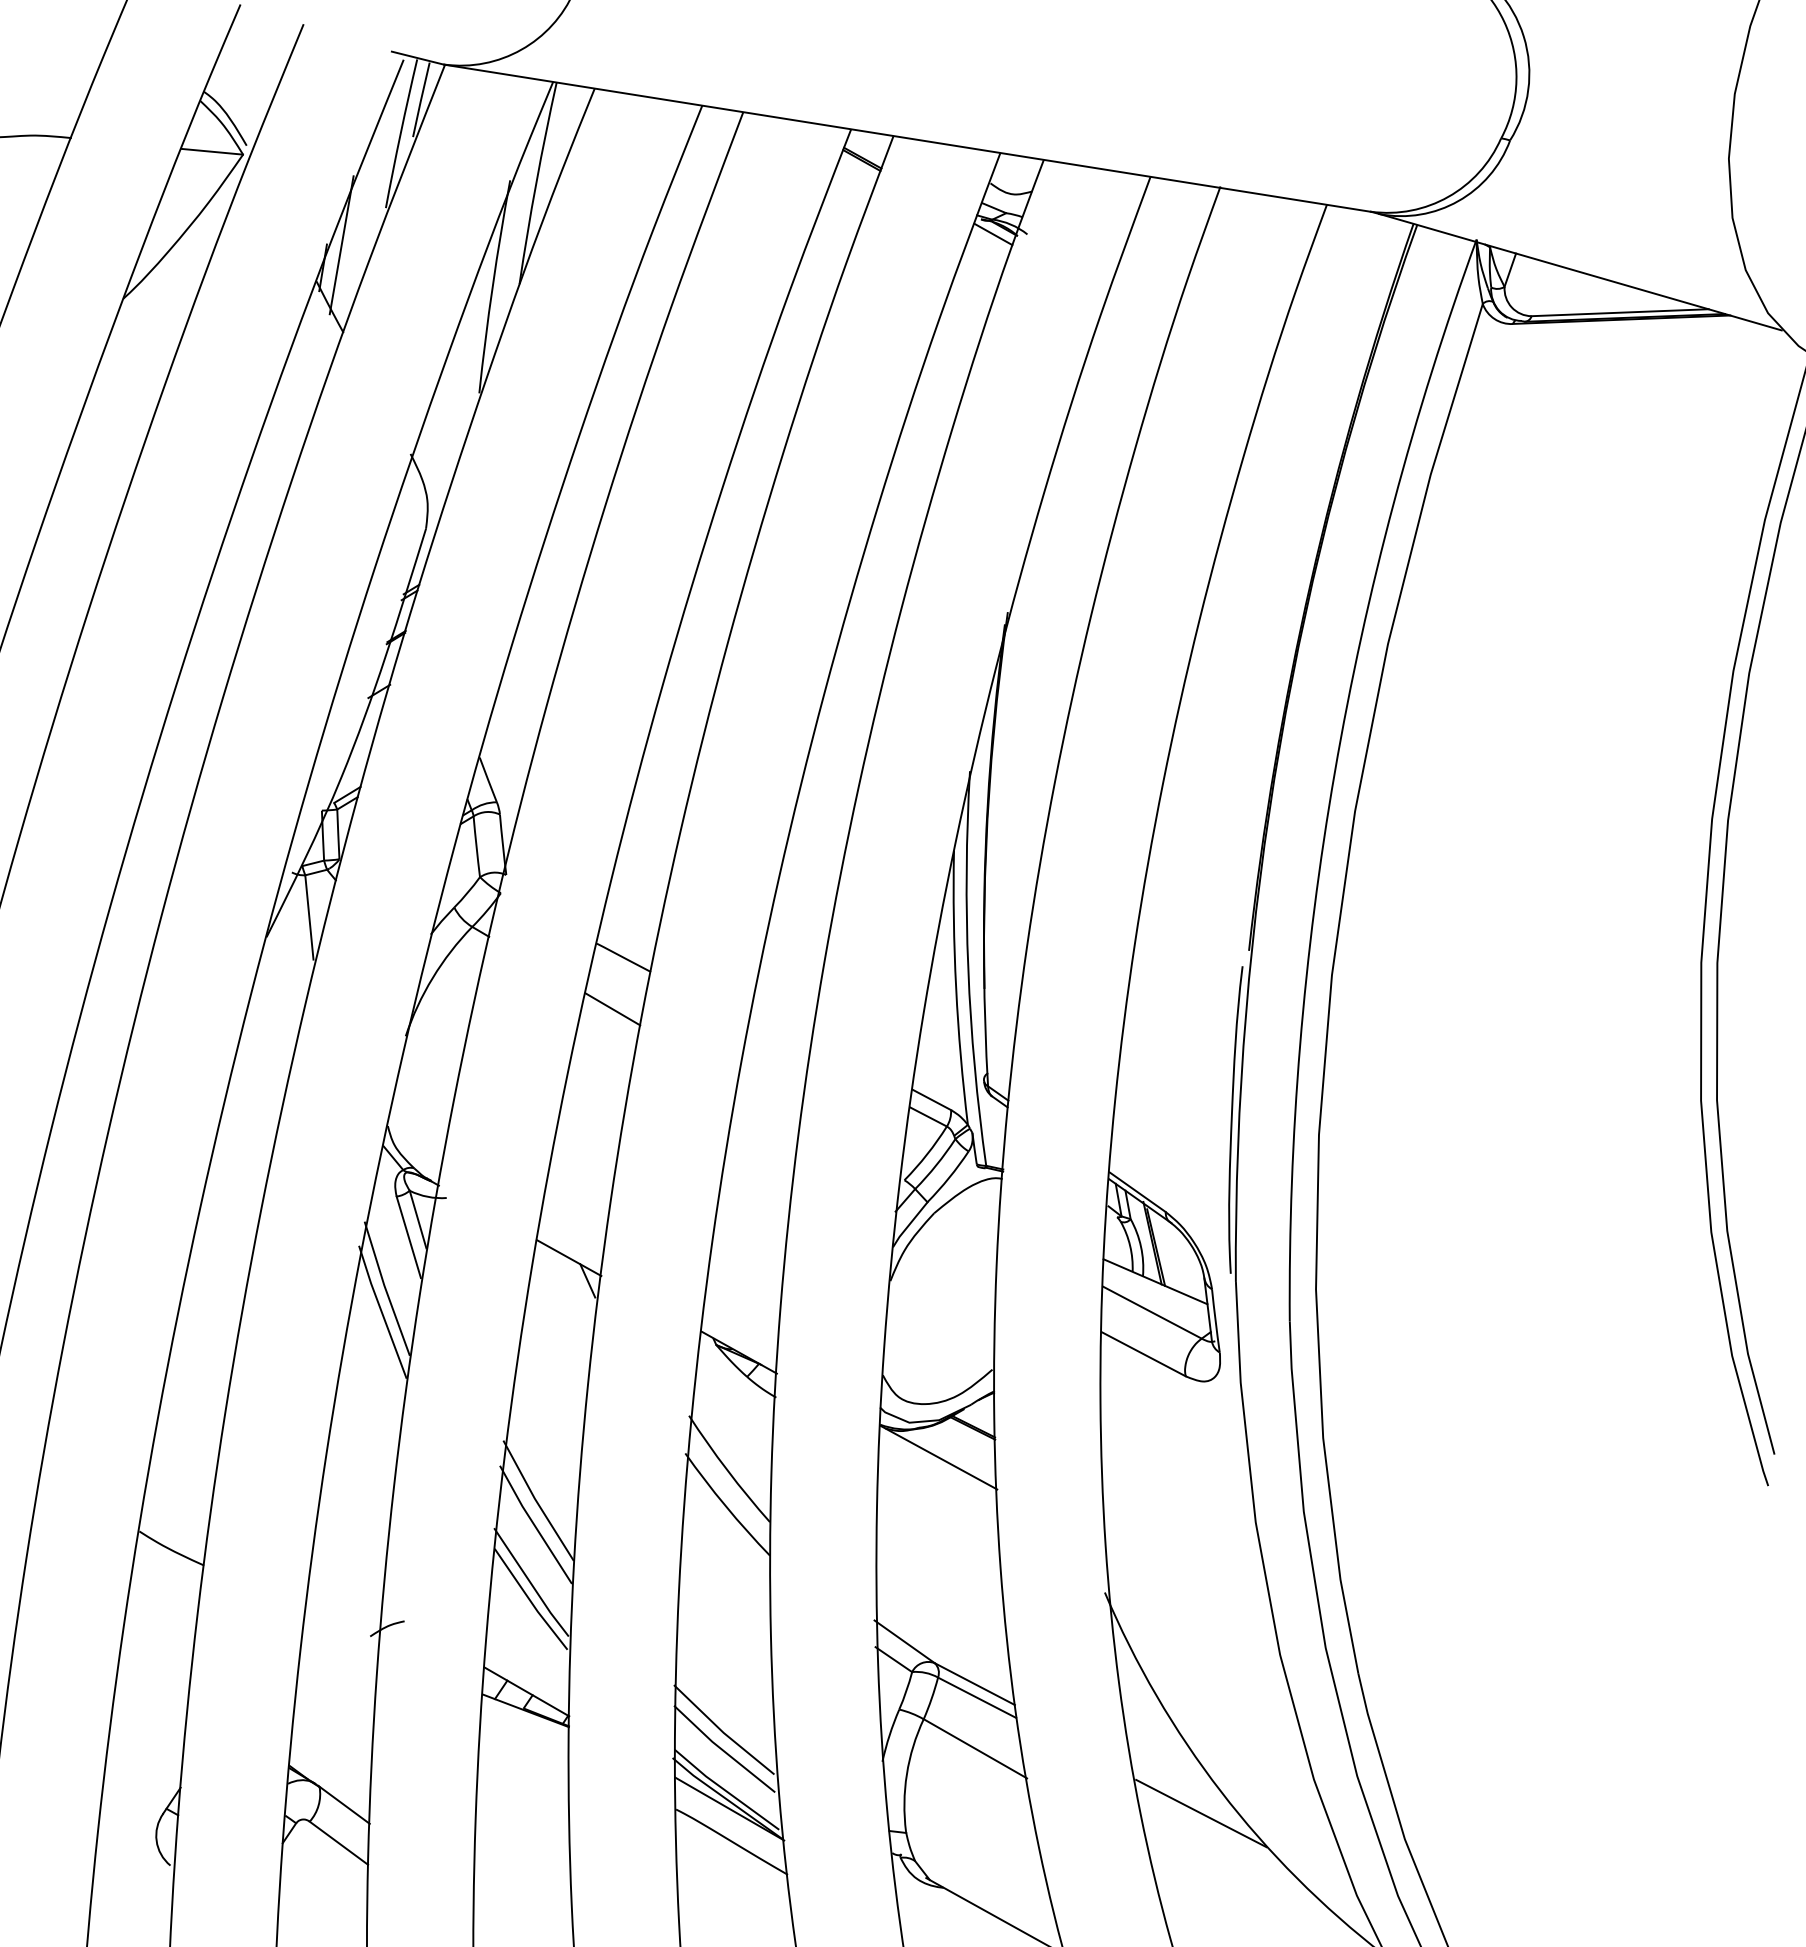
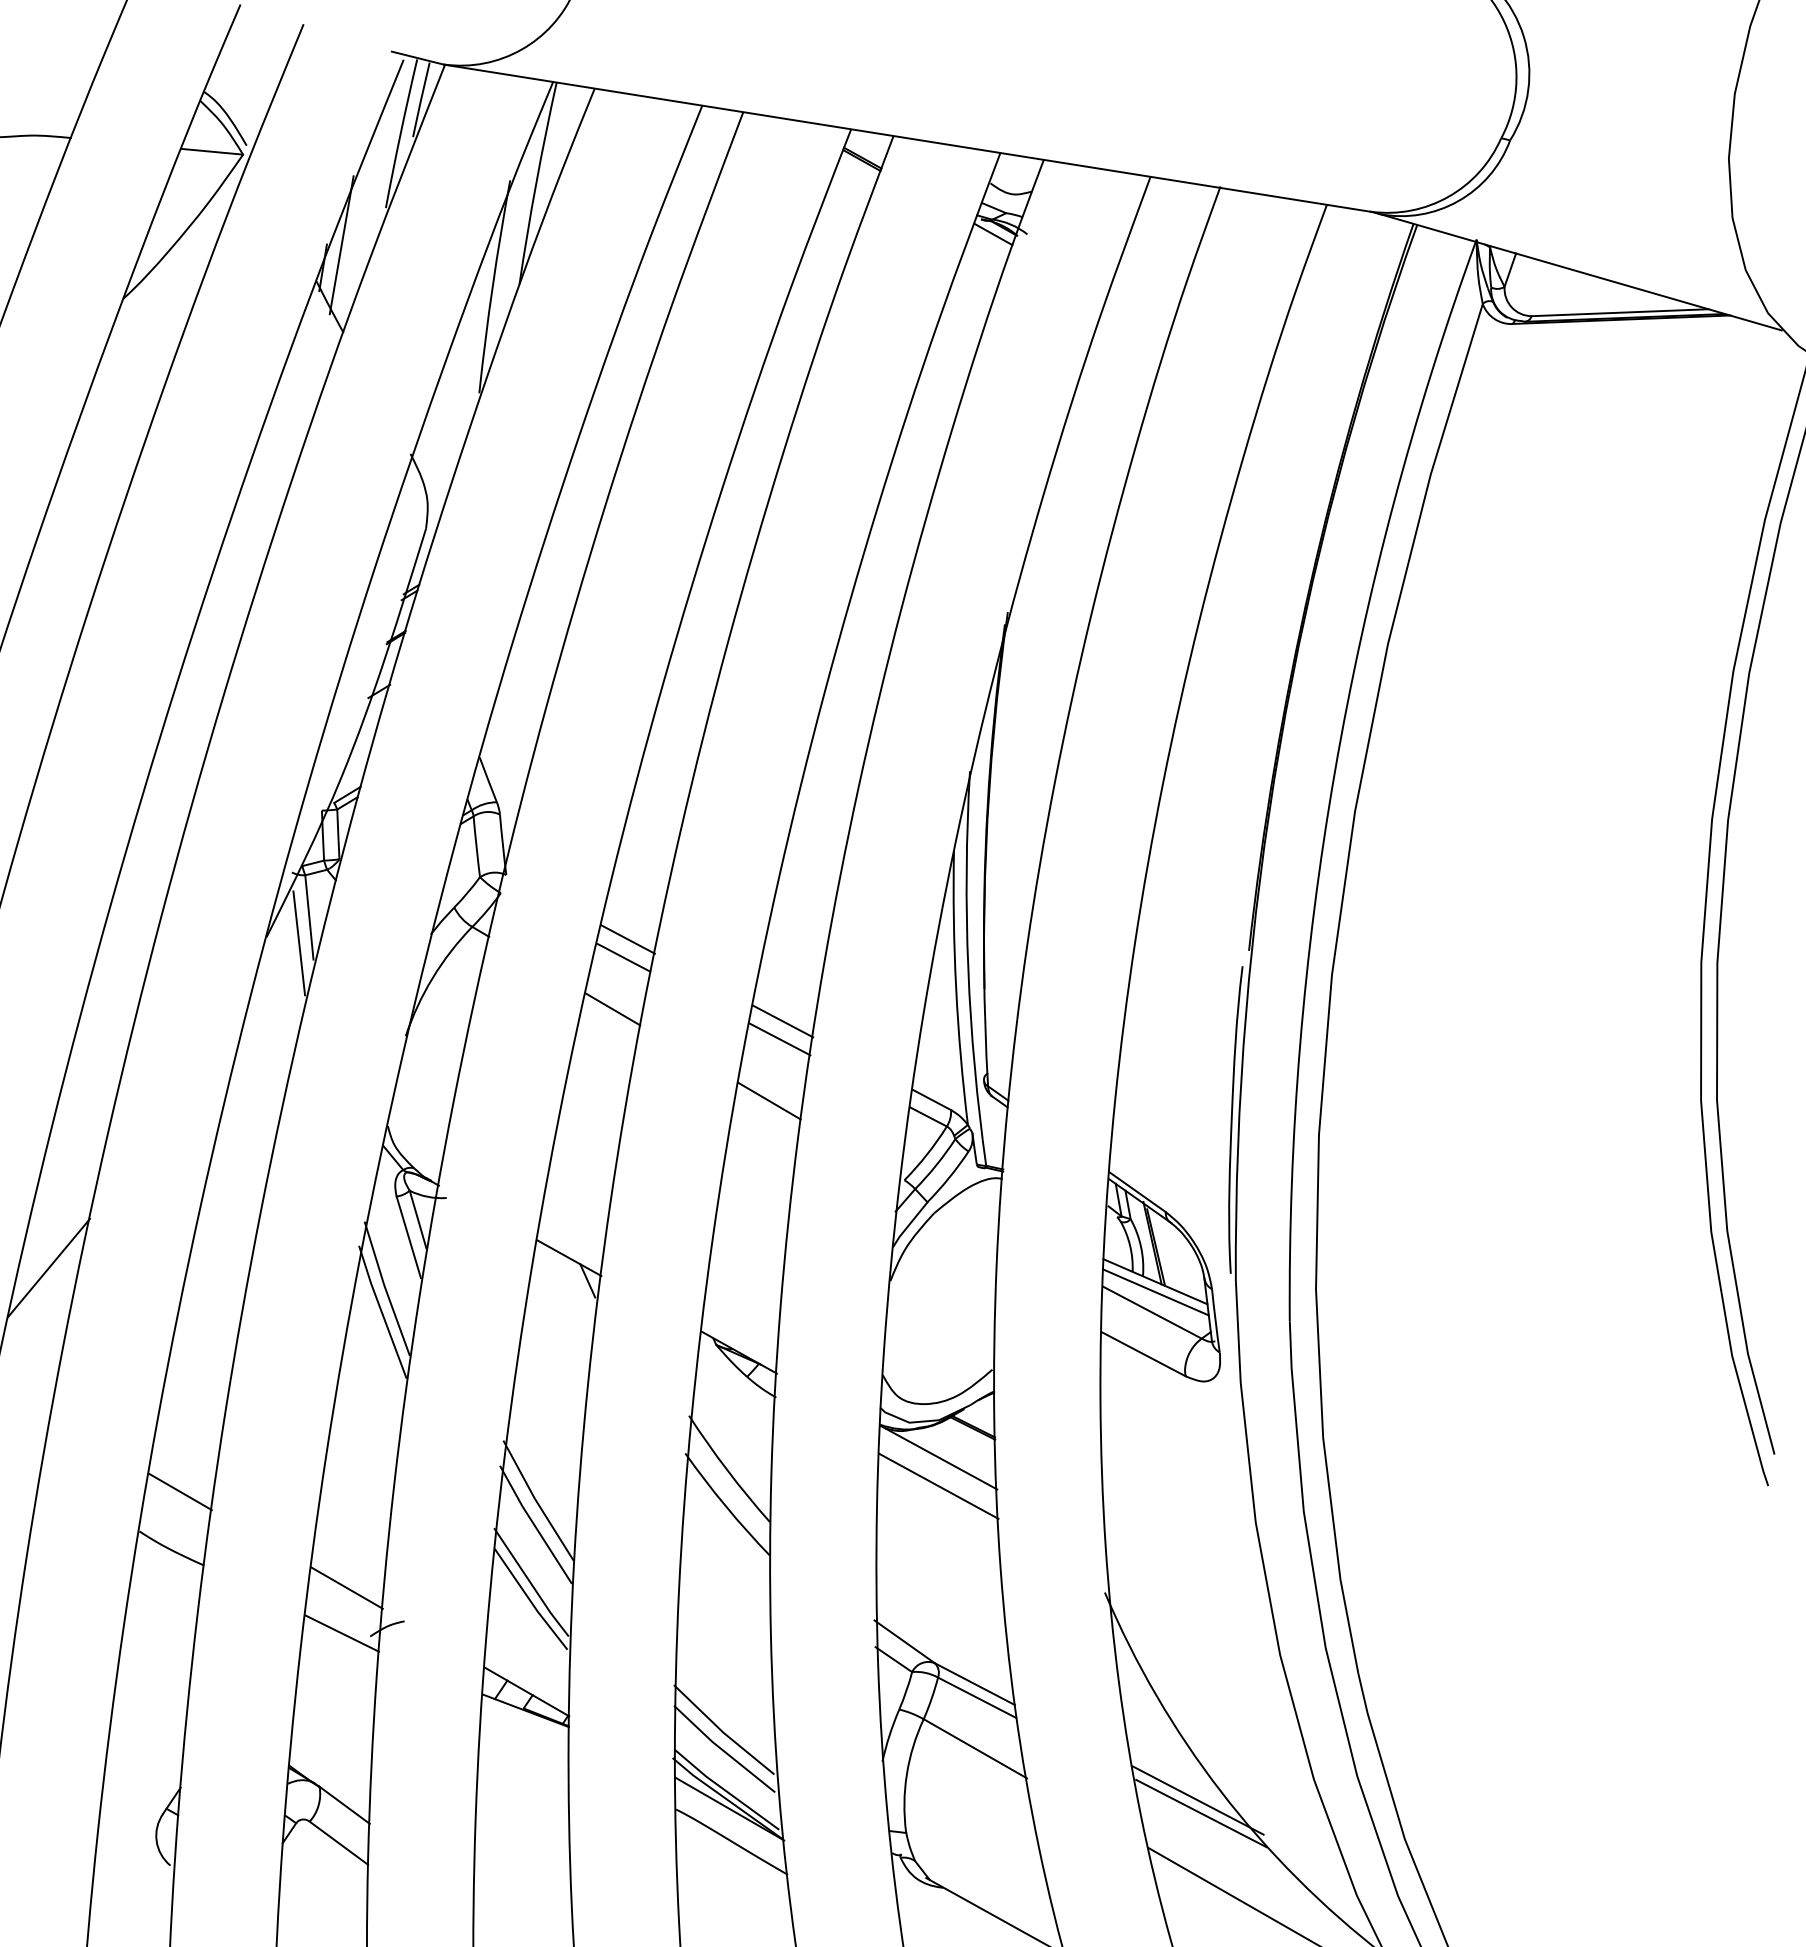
line: none -> present (627, 939)
line: none -> present (299, 943)
line: none -> present (782, 1021)
line: none -> present (779, 1039)
line: none -> present (769, 1100)
line: none -> present (48, 1267)
line: none -> present (1155, 1292)
line: none -> present (938, 1485)
line: none -> present (179, 1491)
line: none -> present (346, 1587)
line: none -> present (342, 1633)
line: none -> present (1197, 1800)
line: none -> present (1231, 1895)
